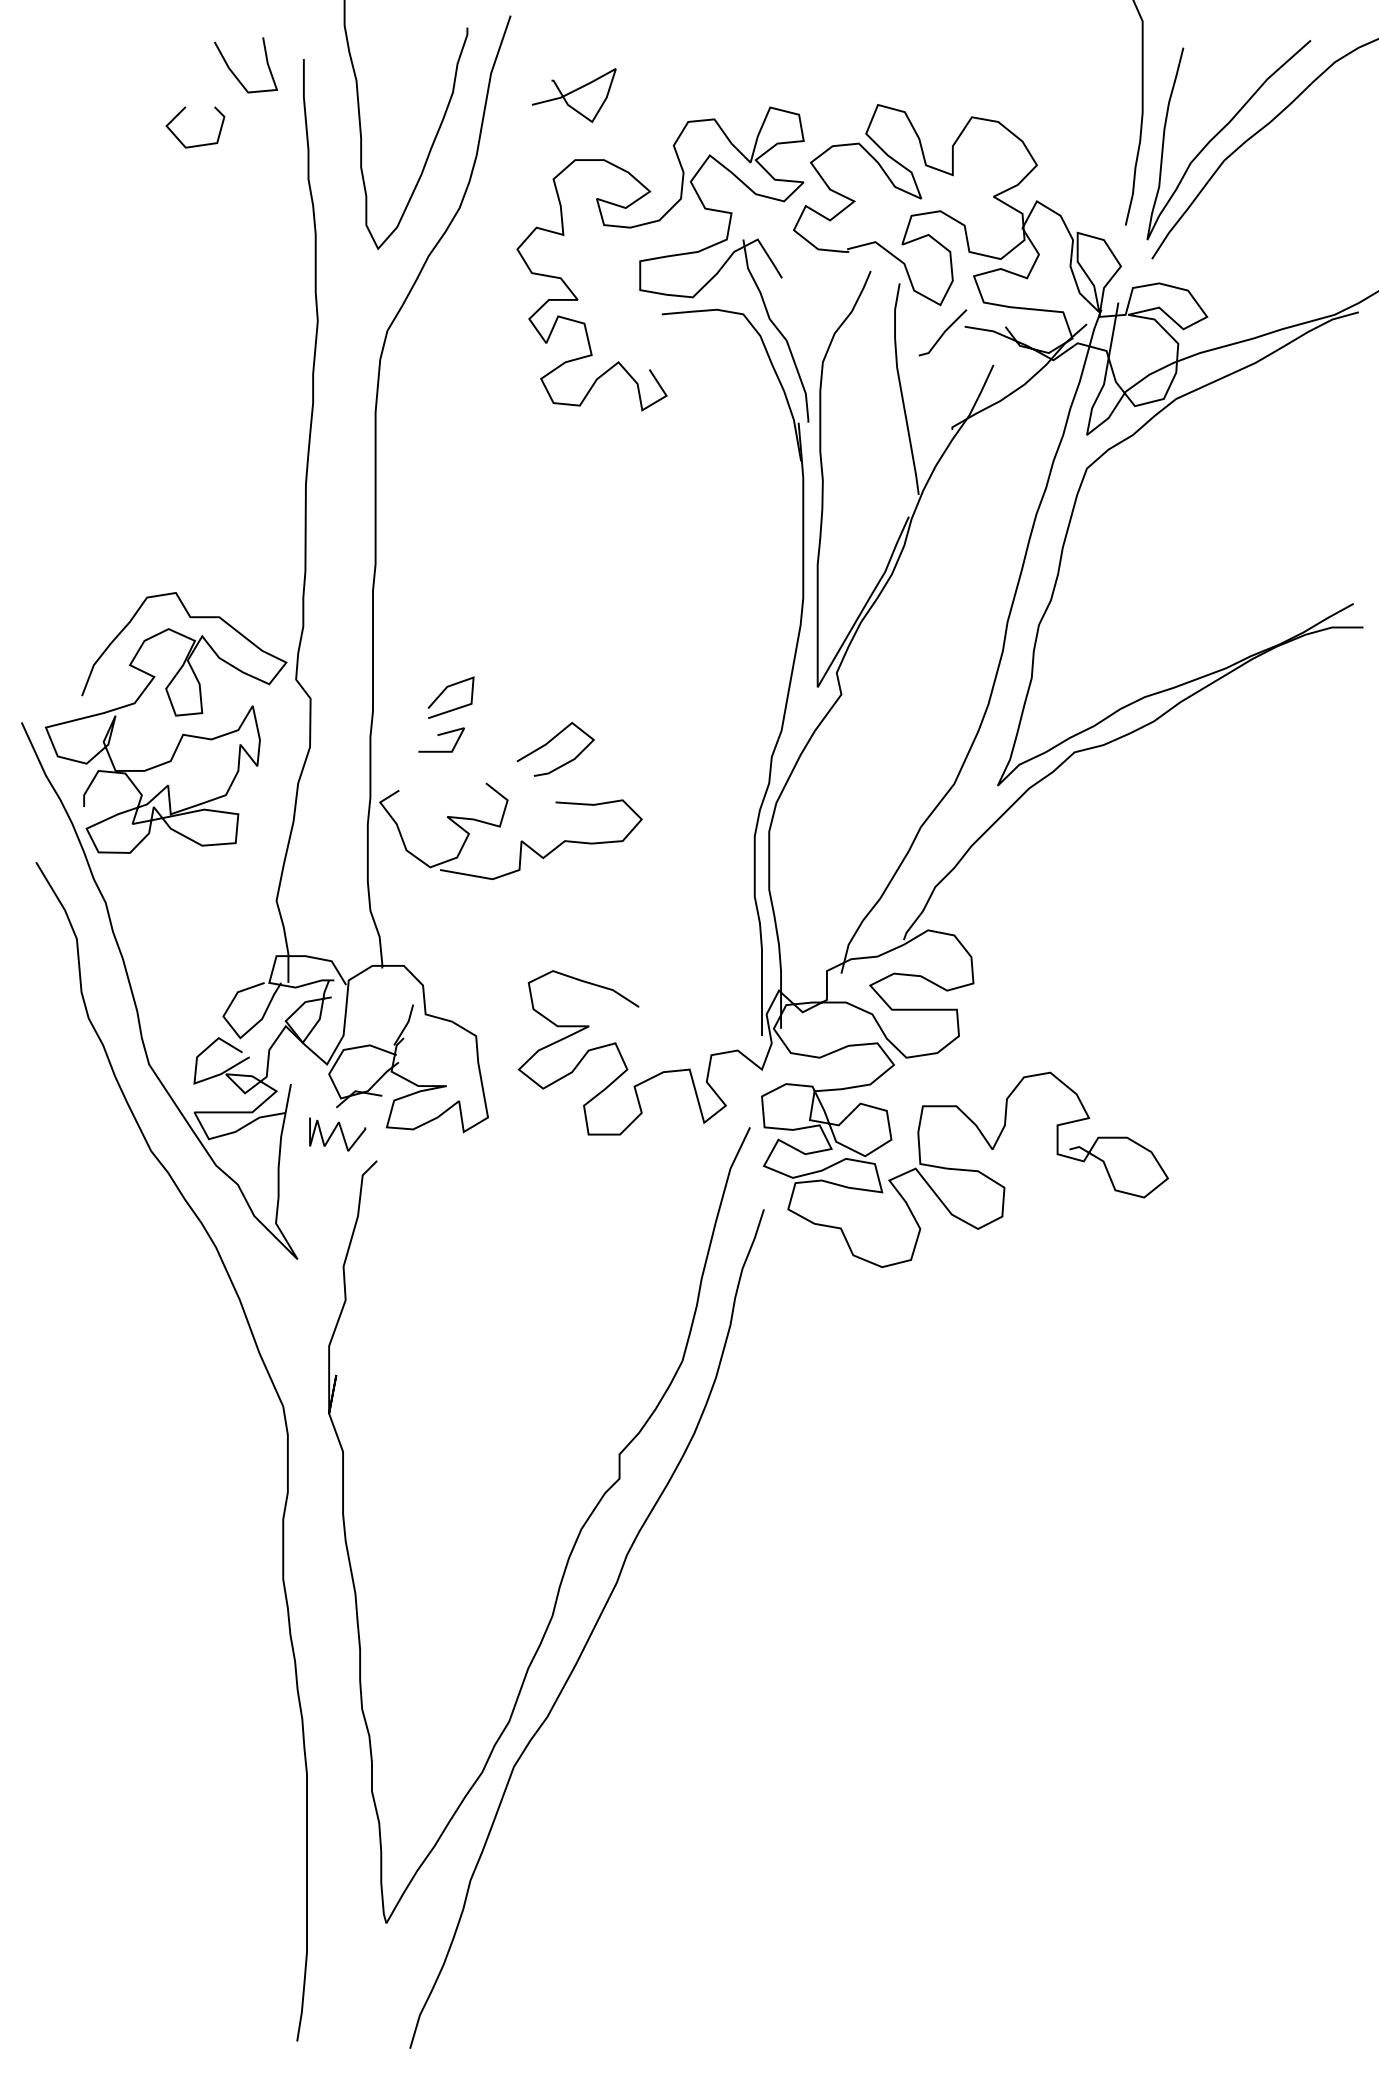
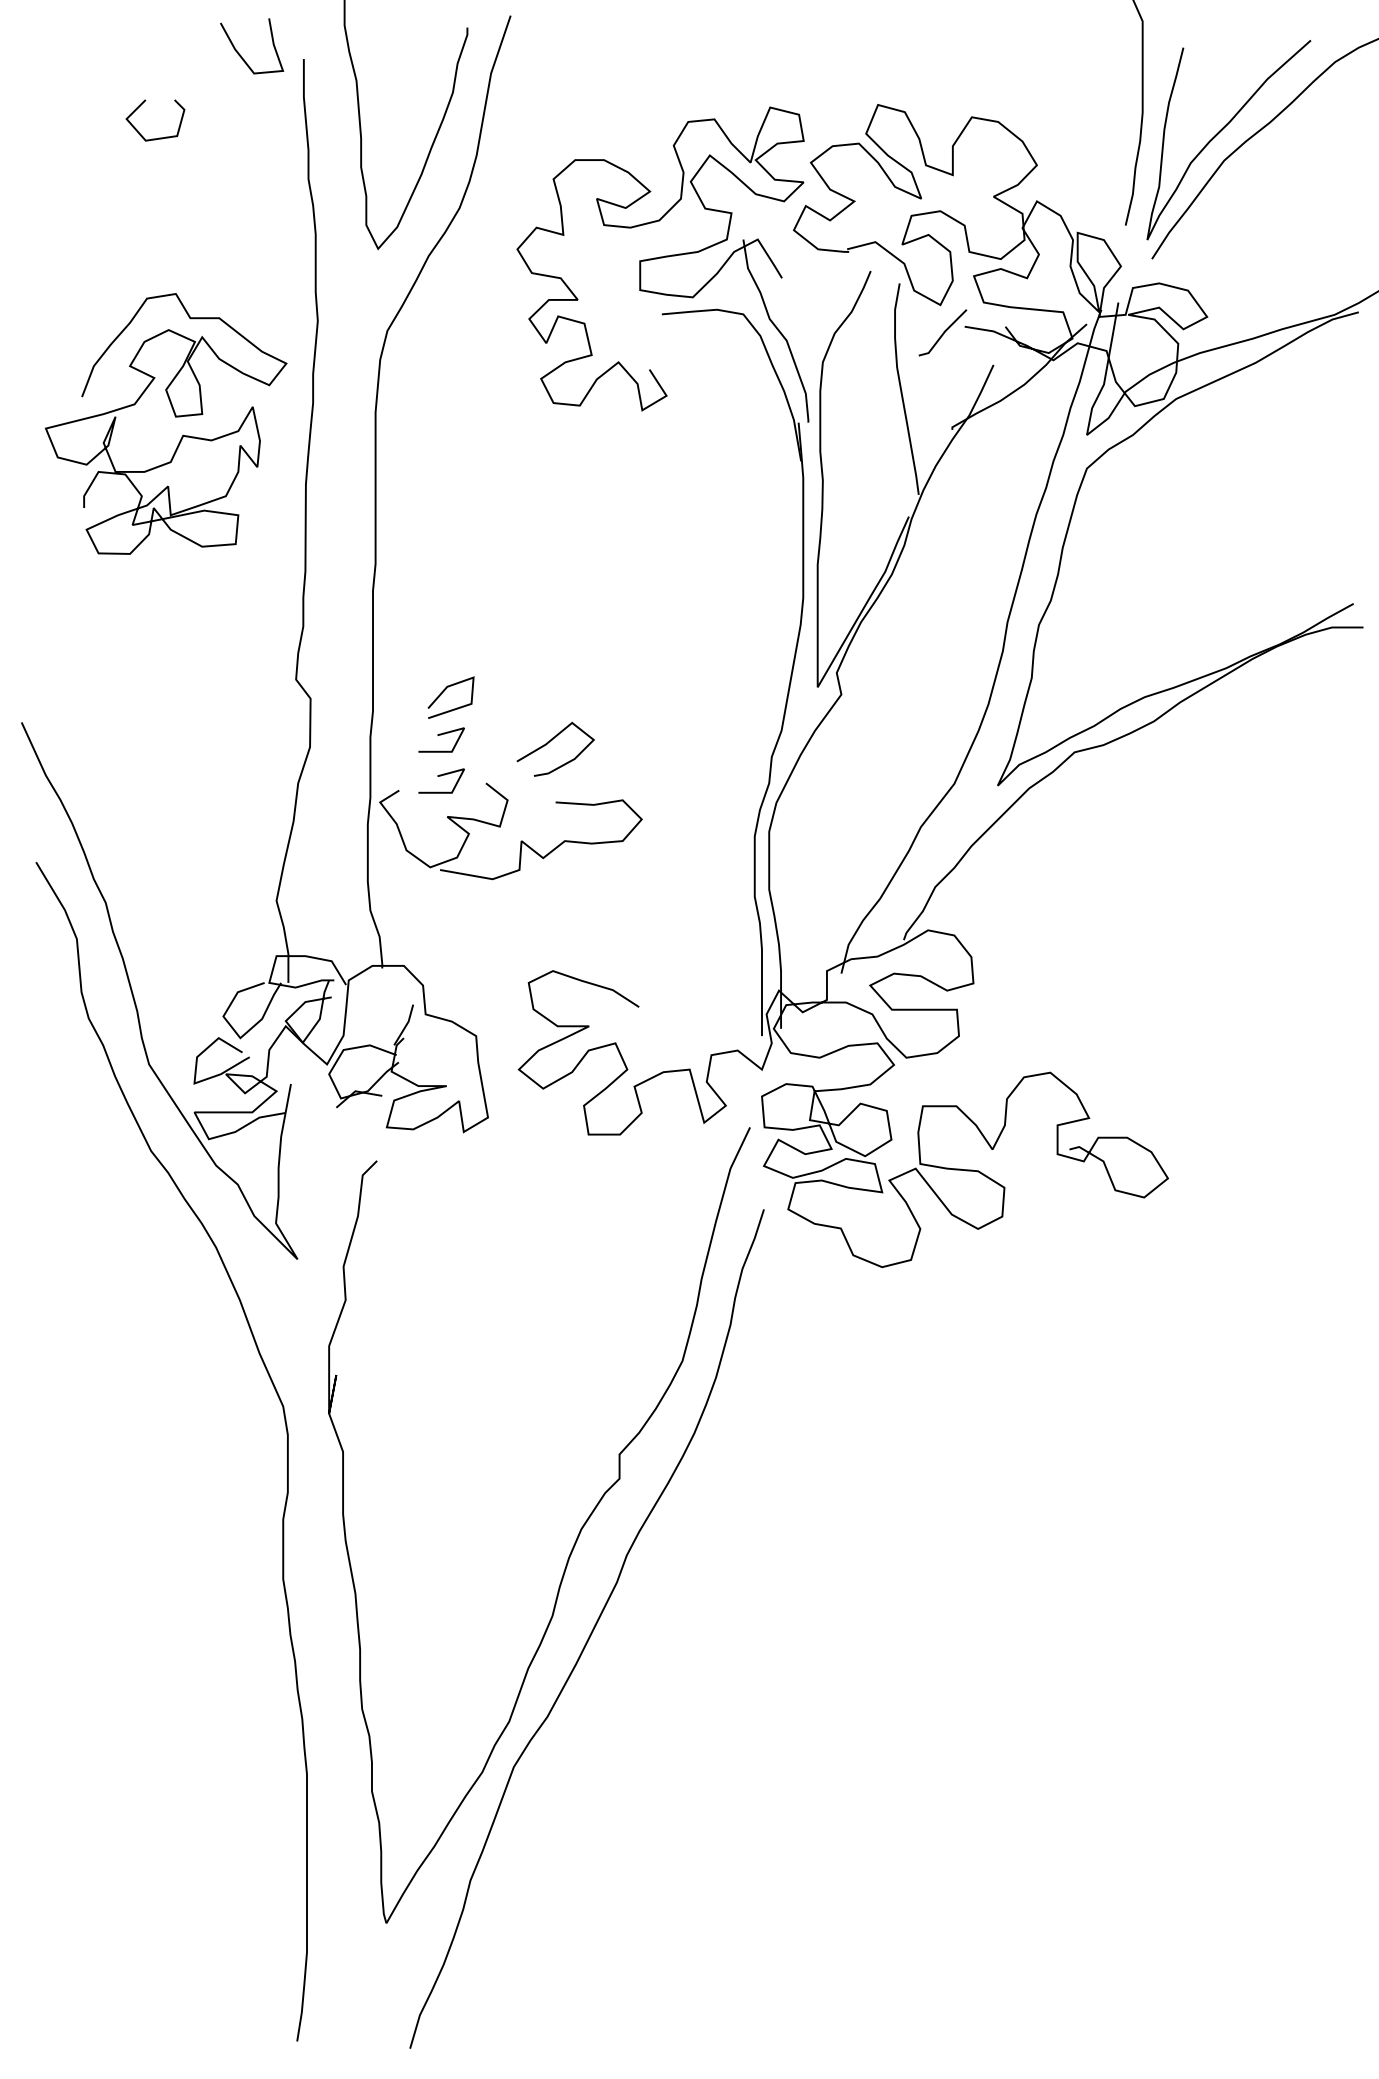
curve position: (235, 74) -> (241, 55) (241, 55)
curve: present -> none (571, 93)
curve position: (198, 144) -> (158, 137) (158, 137)
curve position: (174, 715) -> (174, 416) (174, 416)
line: none -> present (441, 776)
curve: present -> none (333, 1133)
